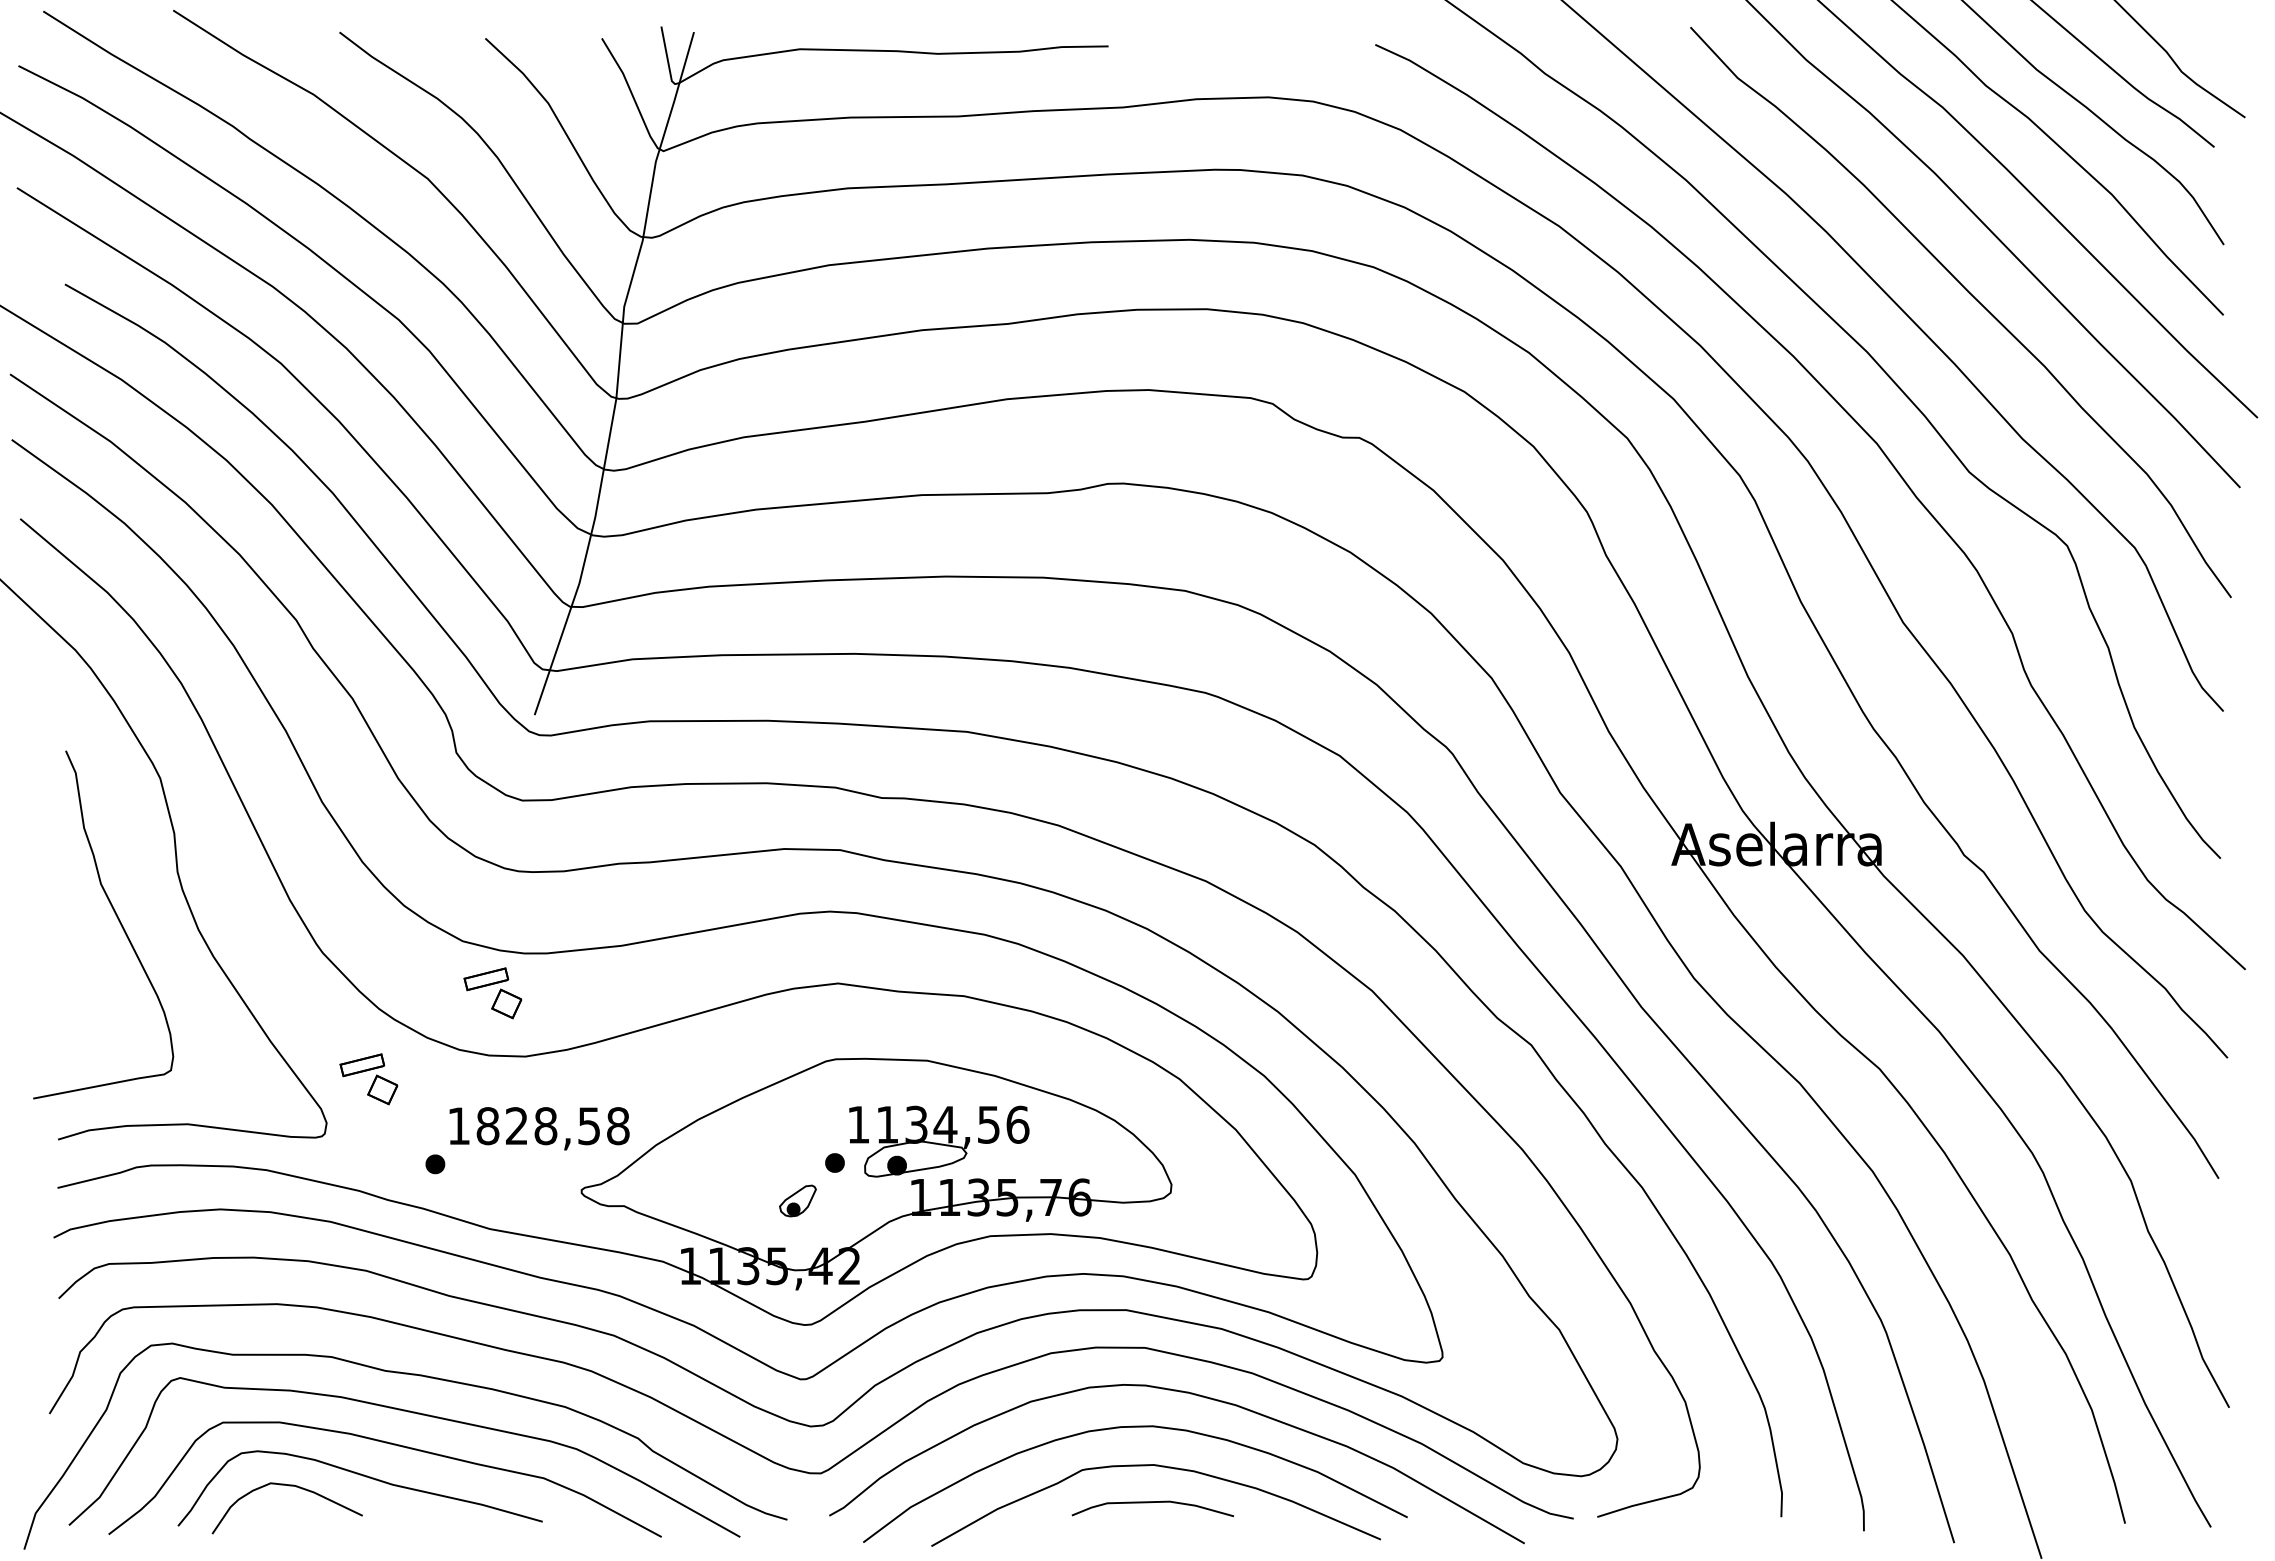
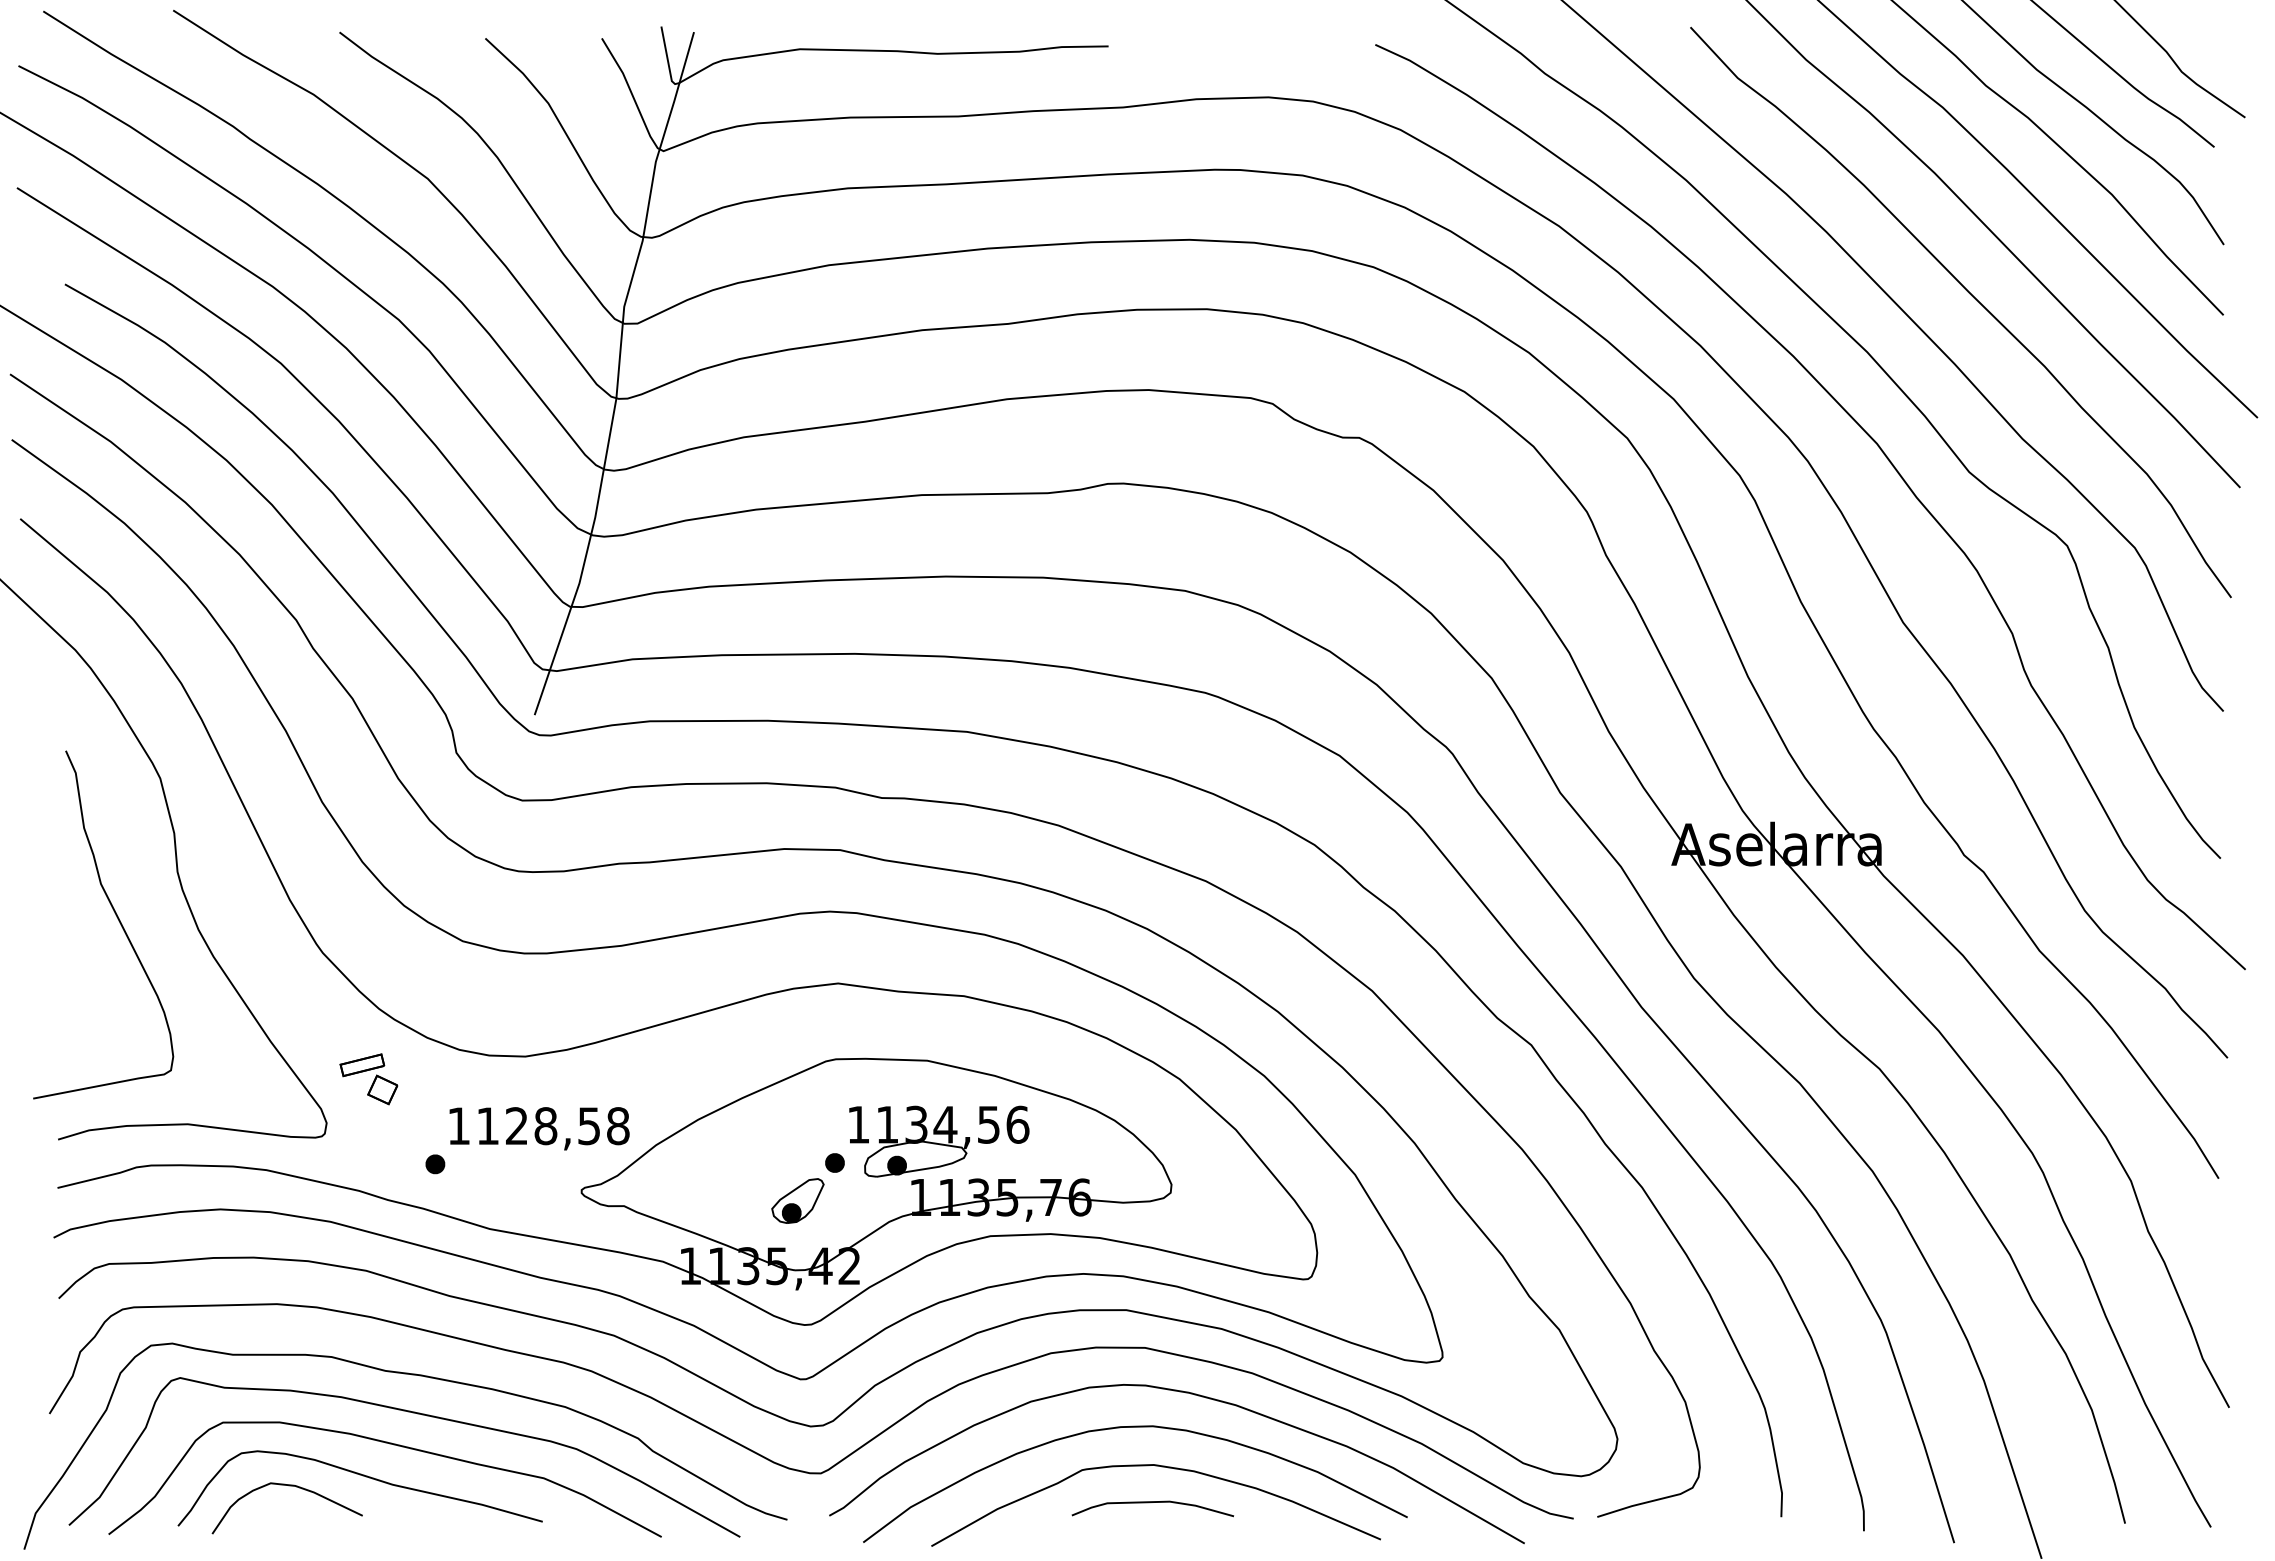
part: present -> none (492, 993)
text: 1828,58 -> 1128,58 (487, 1126)
part size: 38x34 px -> 54x46 px (797, 1200)
